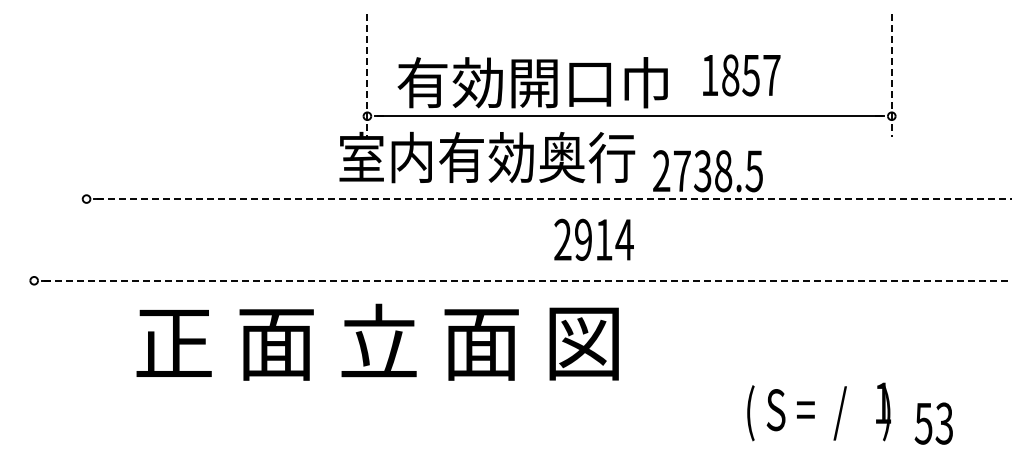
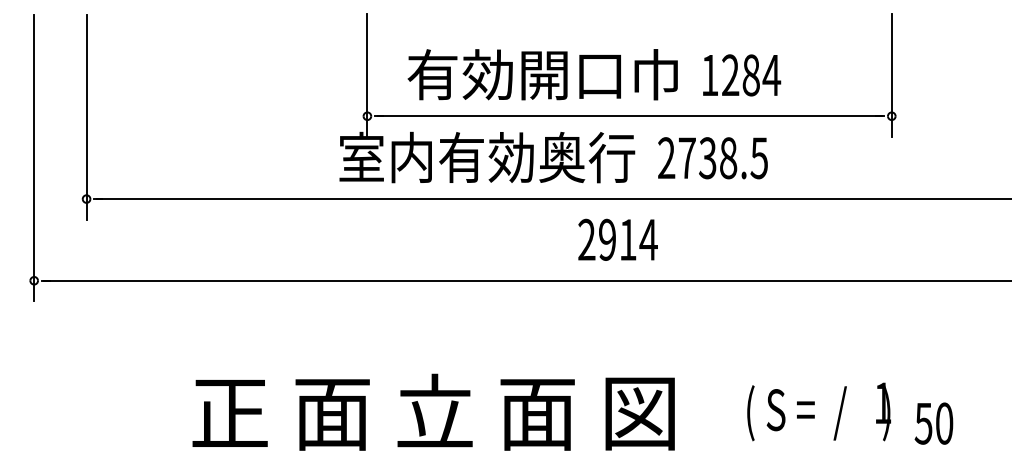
line: dashed -> solid (367, 75)
text: 1857 -> 1284 (751, 75)
line: dashed -> solid (891, 75)
text position: (532, 82) -> (542, 74) (542, 74)
line: none -> present (86, 117)
line: none -> present (34, 158)
text position: (707, 171) -> (712, 158) (712, 158)
line: dashed -> solid (554, 199)
text position: (593, 239) -> (617, 239) (617, 239)
line: dashed -> solid (528, 280)
text position: (377, 341) -> (433, 411) (433, 411)
text: 53 -> 50 (944, 423)
